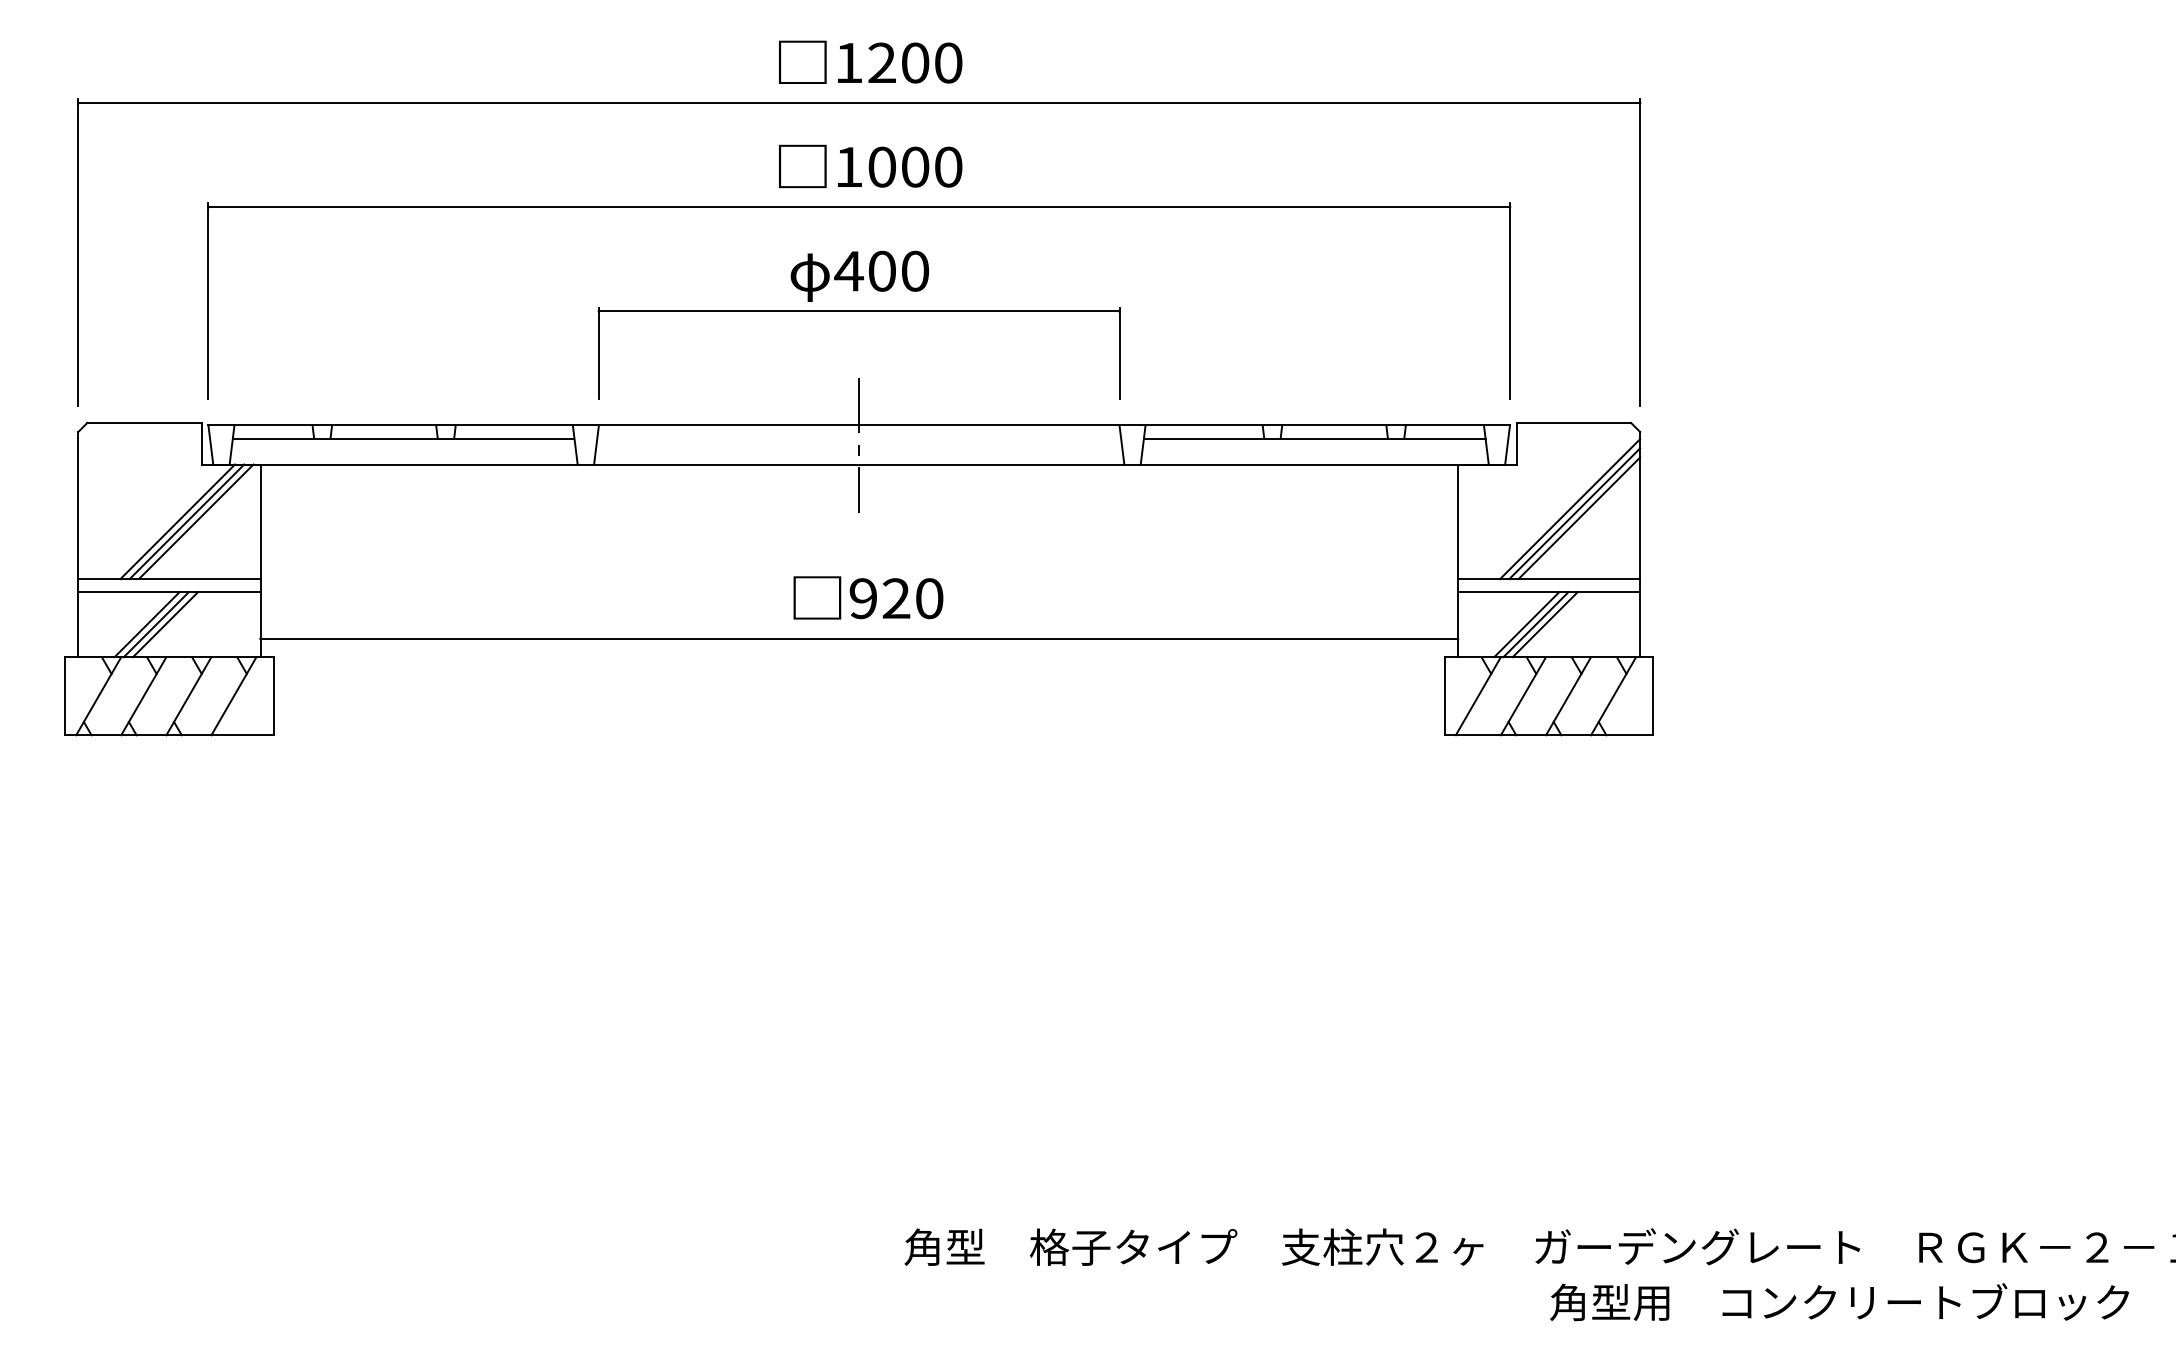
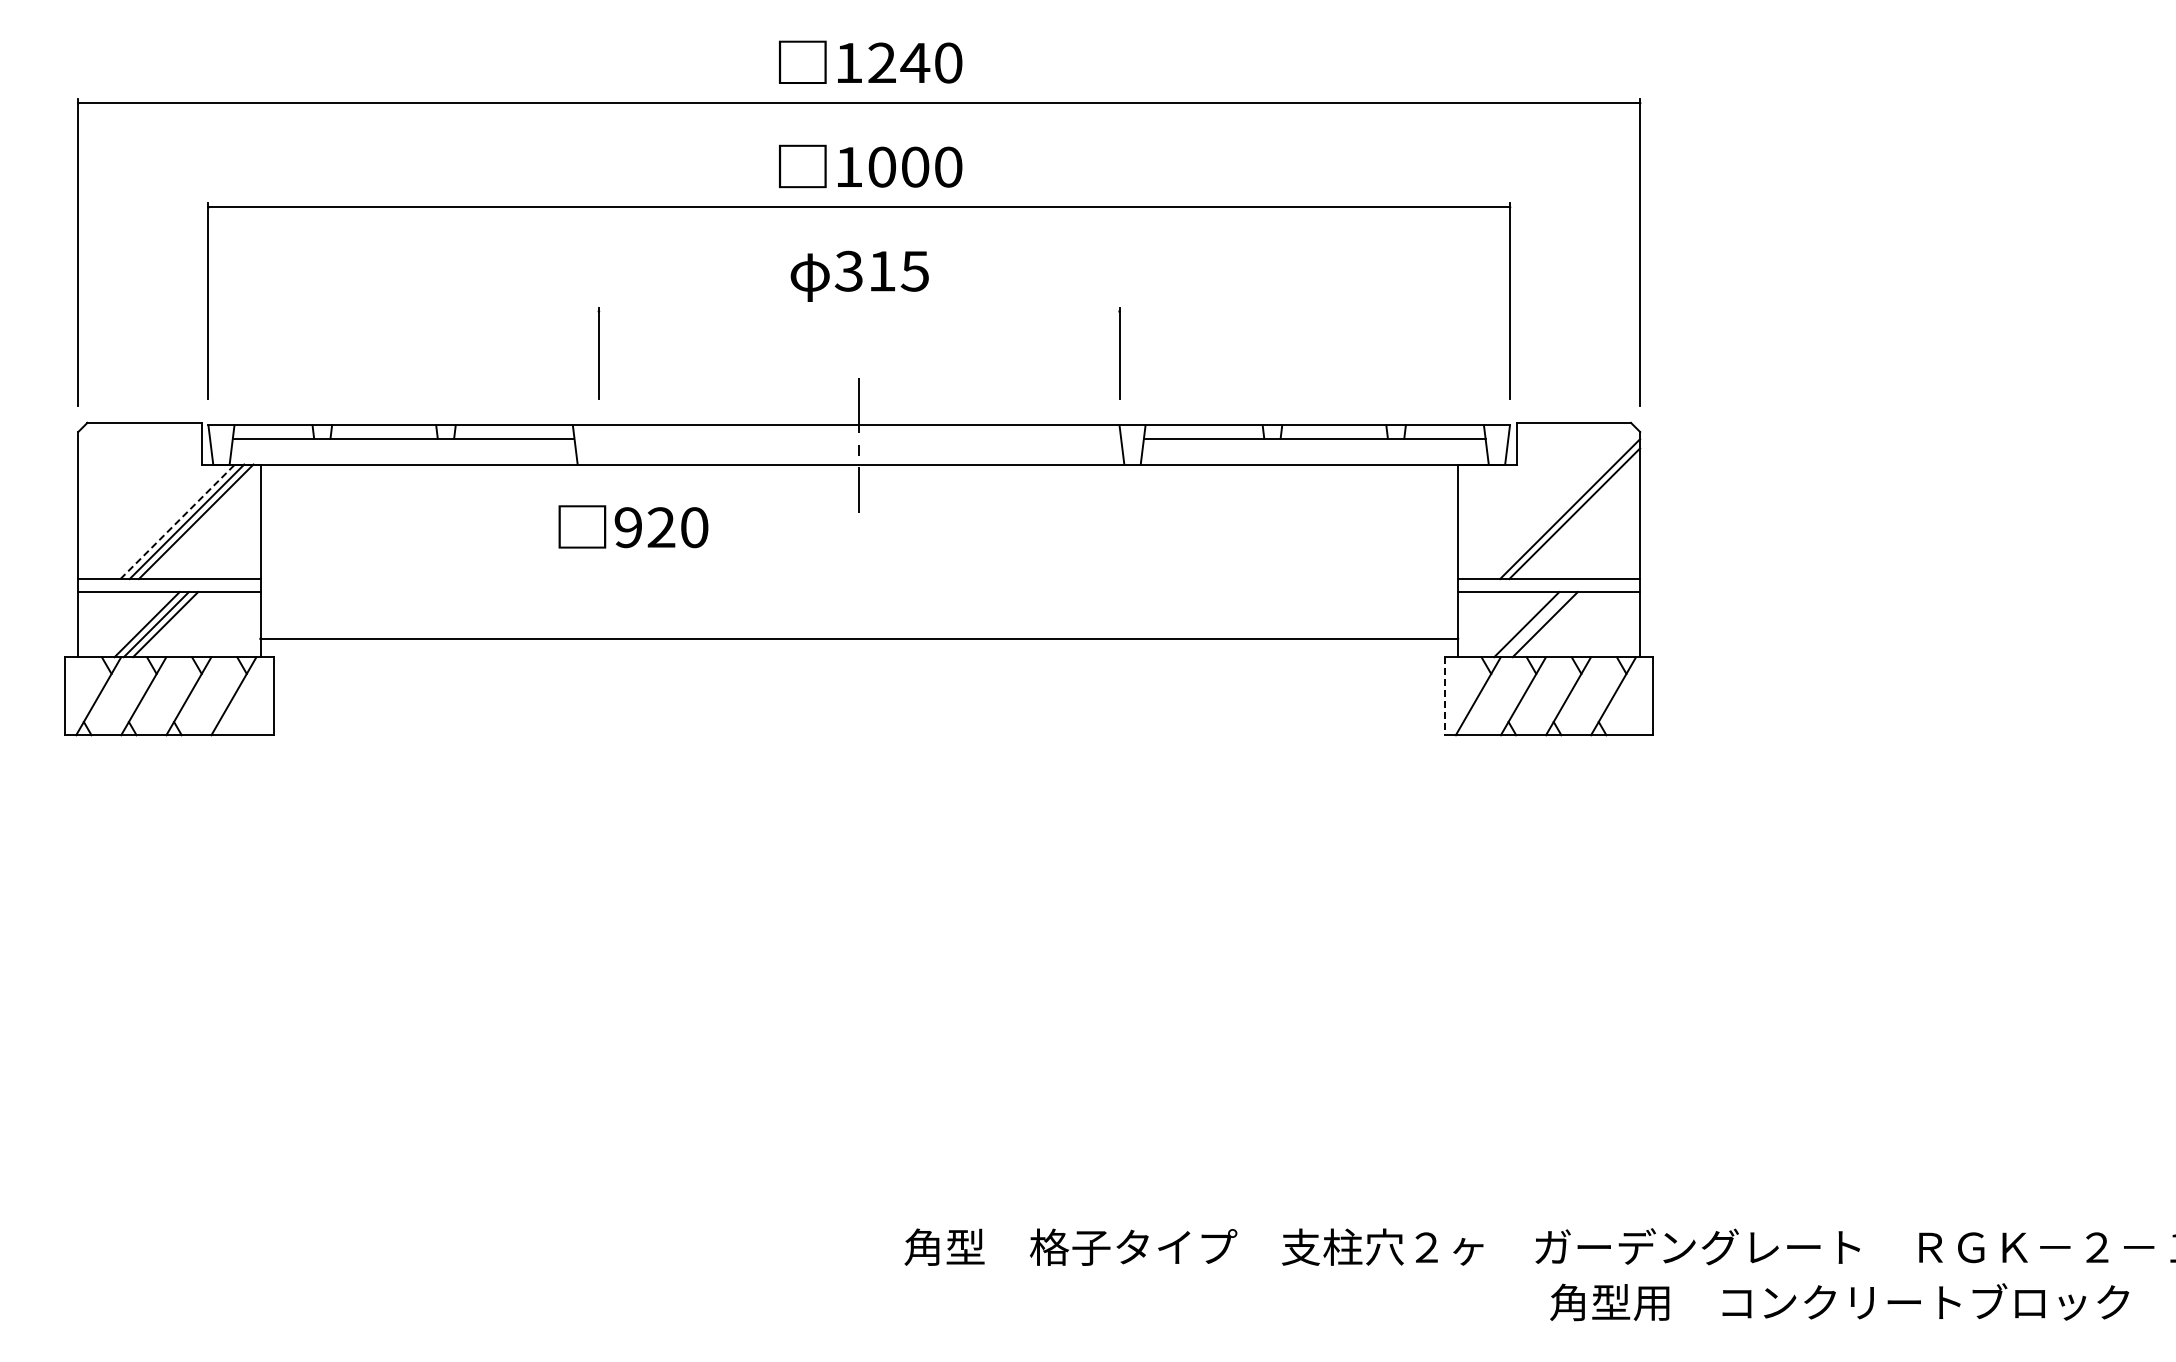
text: 1200 -> 1240 (915, 62)
text: 400 -> 315 (881, 270)
line: present -> none (858, 311)
line: present -> none (596, 444)
line: present -> none (1579, 518)
line: solid -> dashed (177, 521)
text position: (868, 597) -> (633, 526) (633, 526)
line: present -> none (1535, 624)
line: solid -> dashed (1444, 696)
